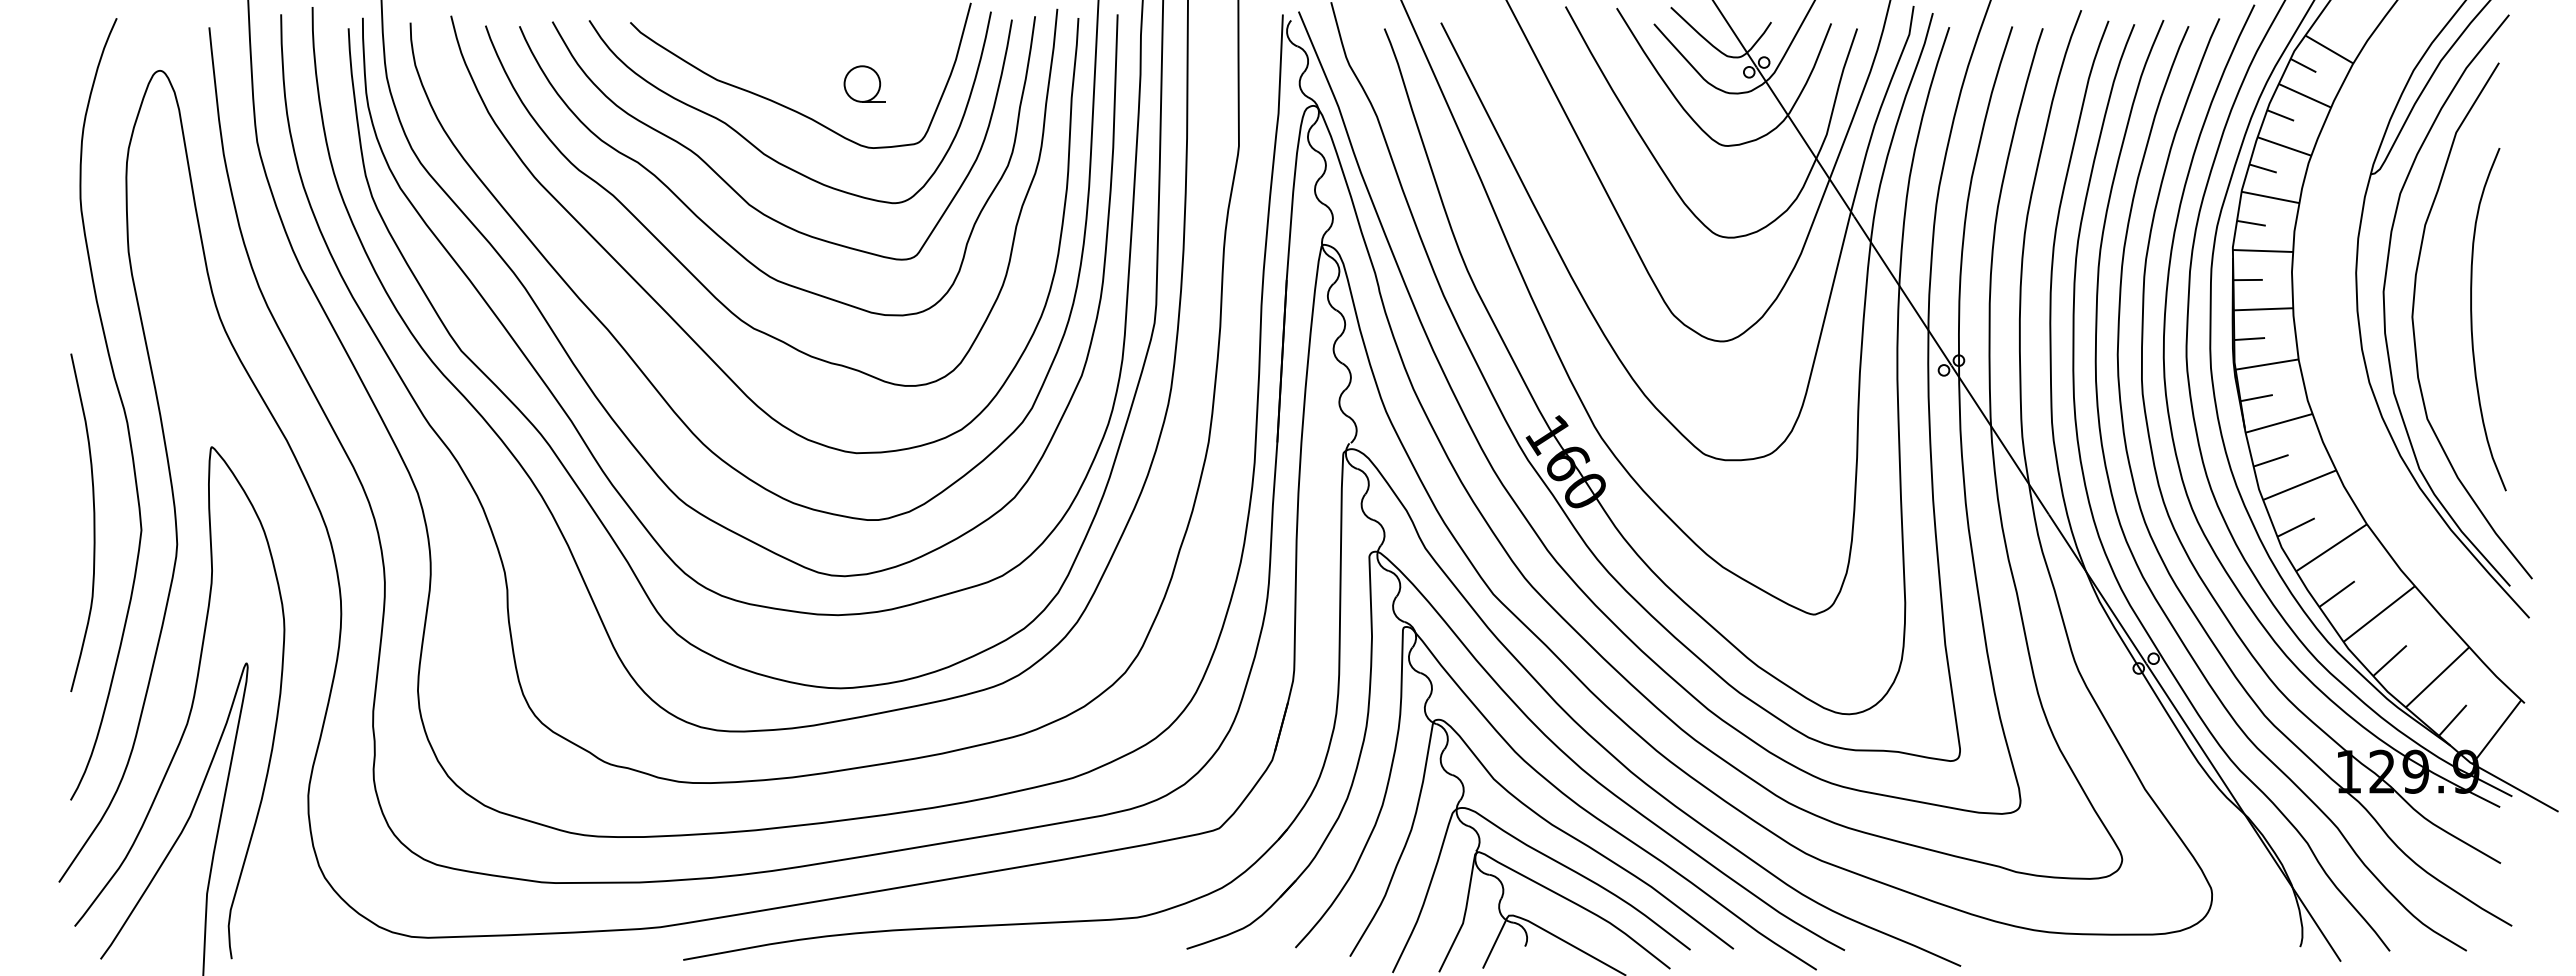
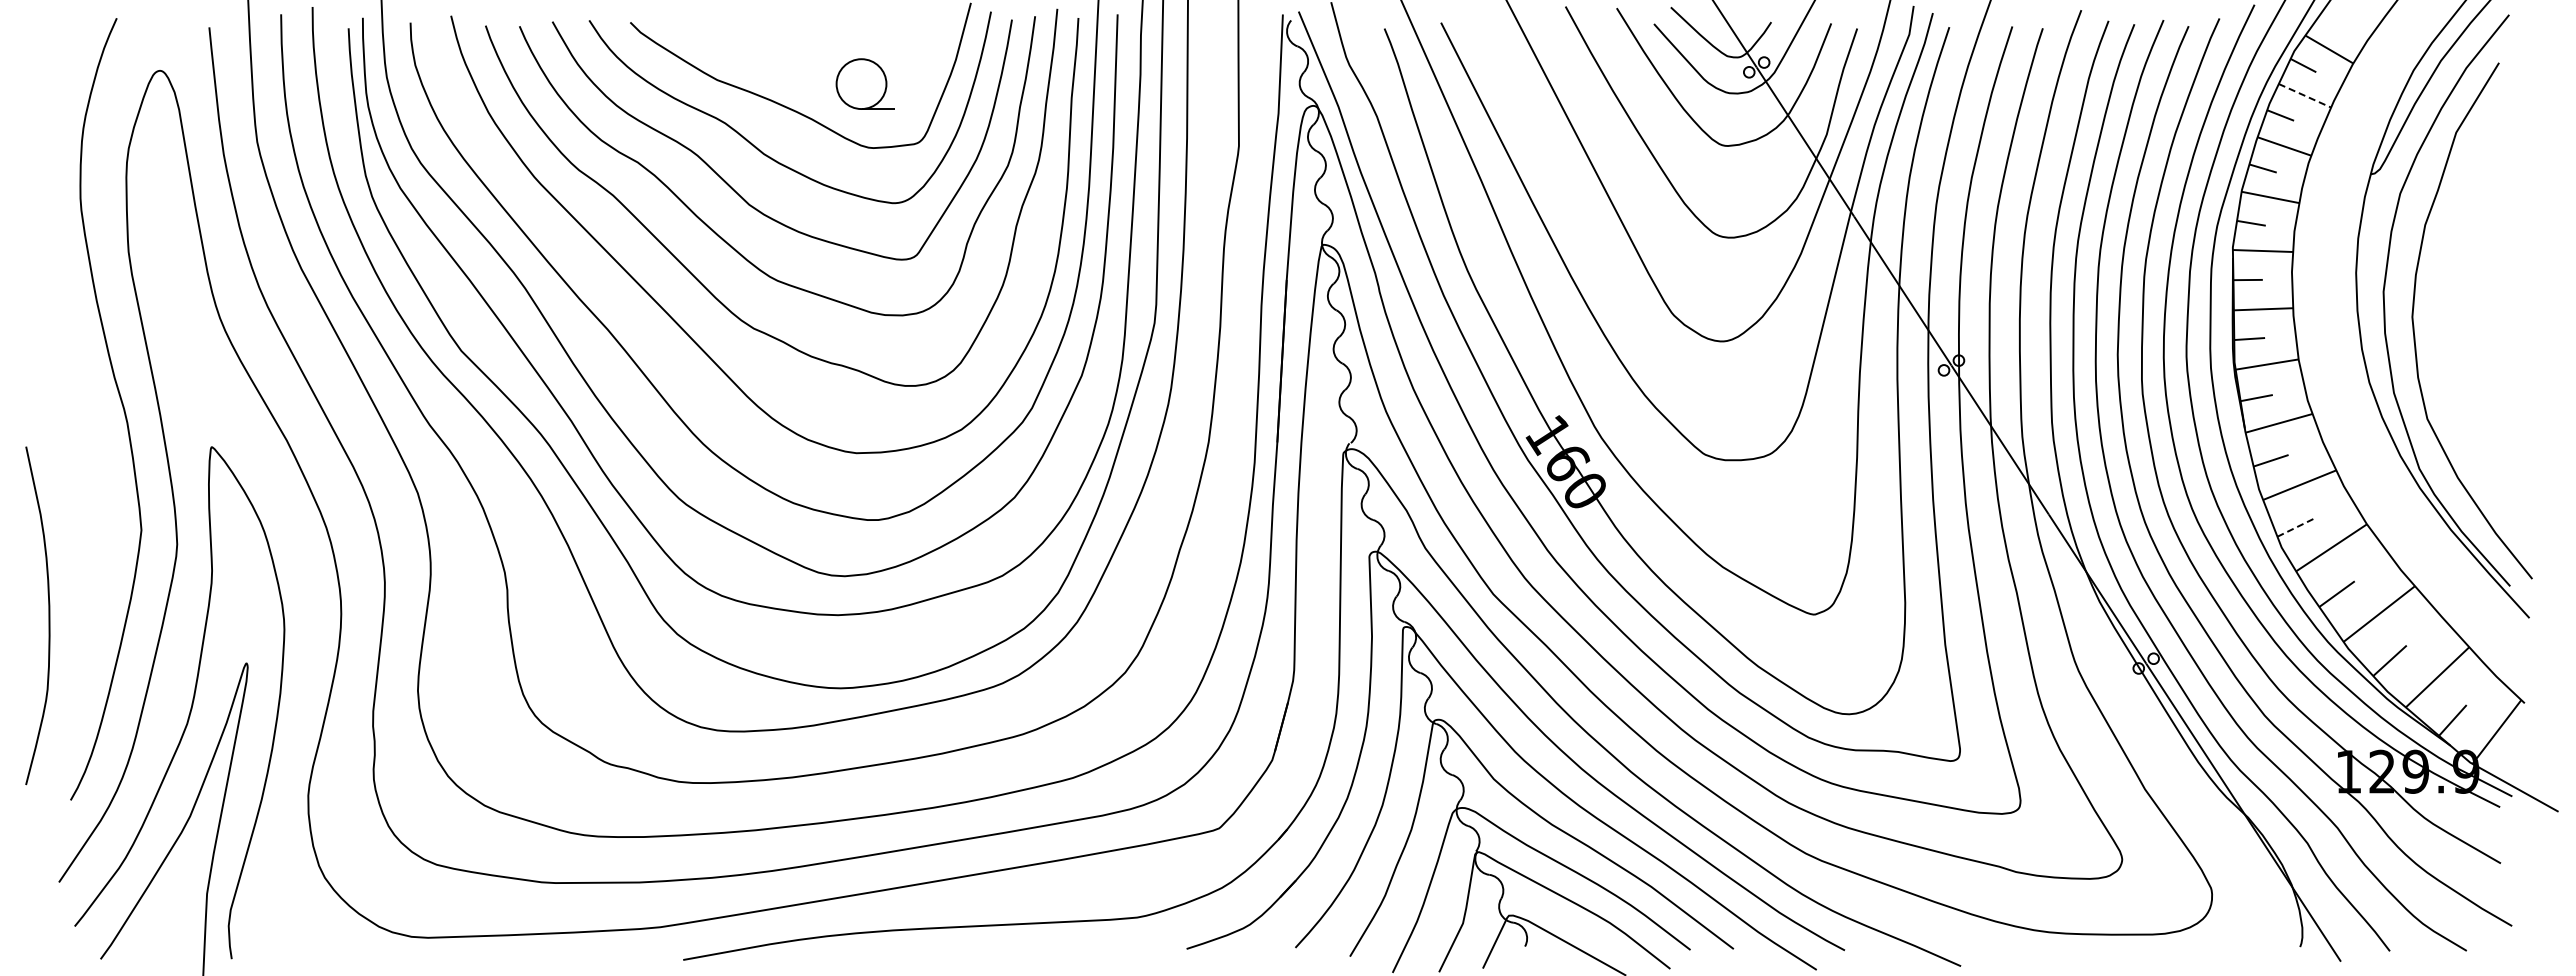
part size: 43x38 px -> 60x52 px (864, 83)
line: solid -> dashed (2304, 95)
curve: present -> none (2472, 319)
curve position: (93, 522) -> (48, 615) (48, 615)
line: solid -> dashed (2296, 527)
